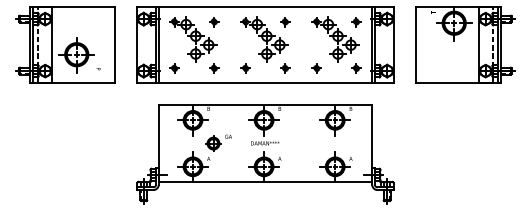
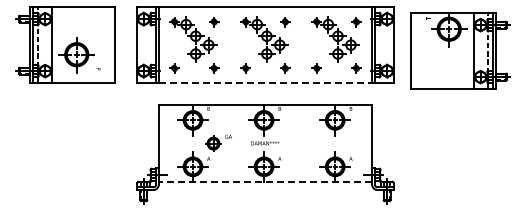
part position: (465, 44) -> (460, 50) (460, 50)
line: solid -> dashed (265, 83)
line: solid -> dashed (265, 181)
